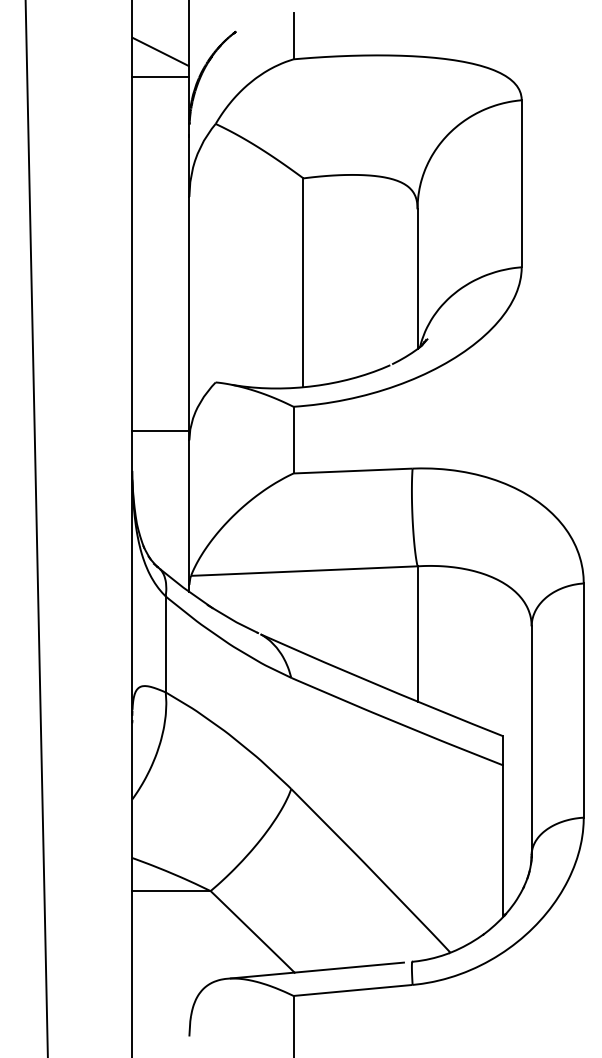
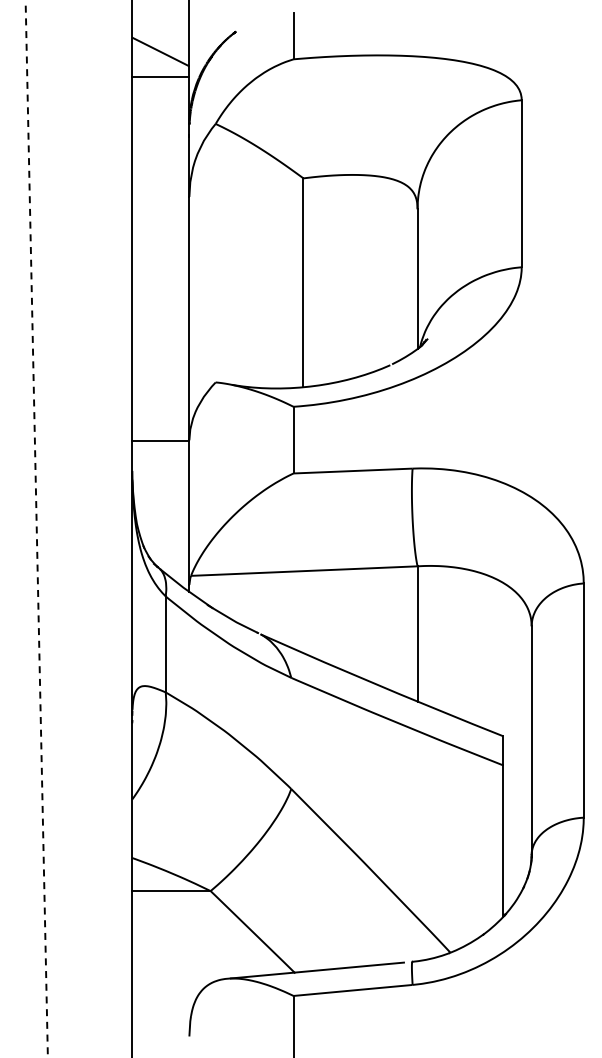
line position: (160, 430) -> (160, 440) (160, 440)
line: solid -> dashed (36, 528)
